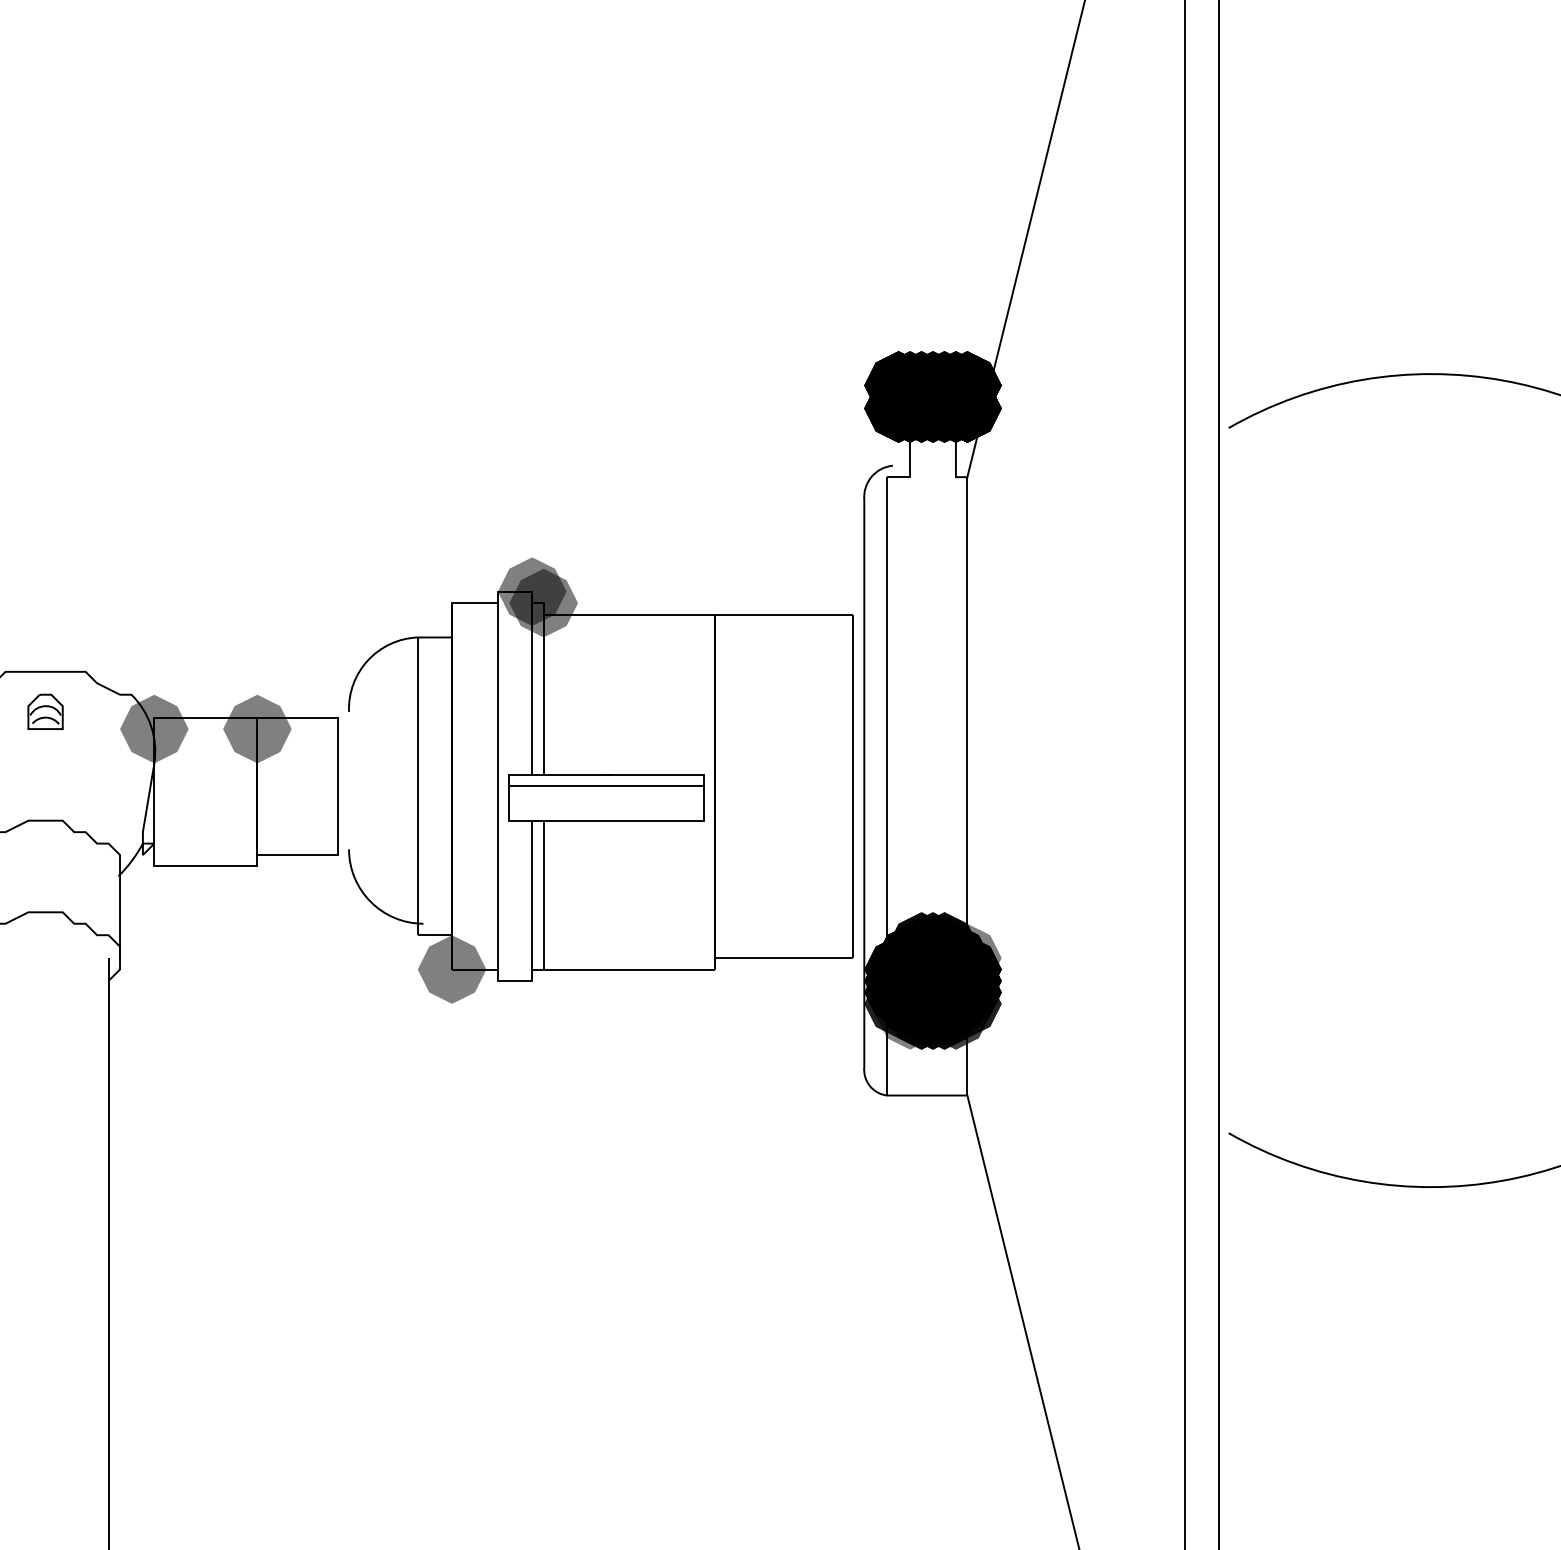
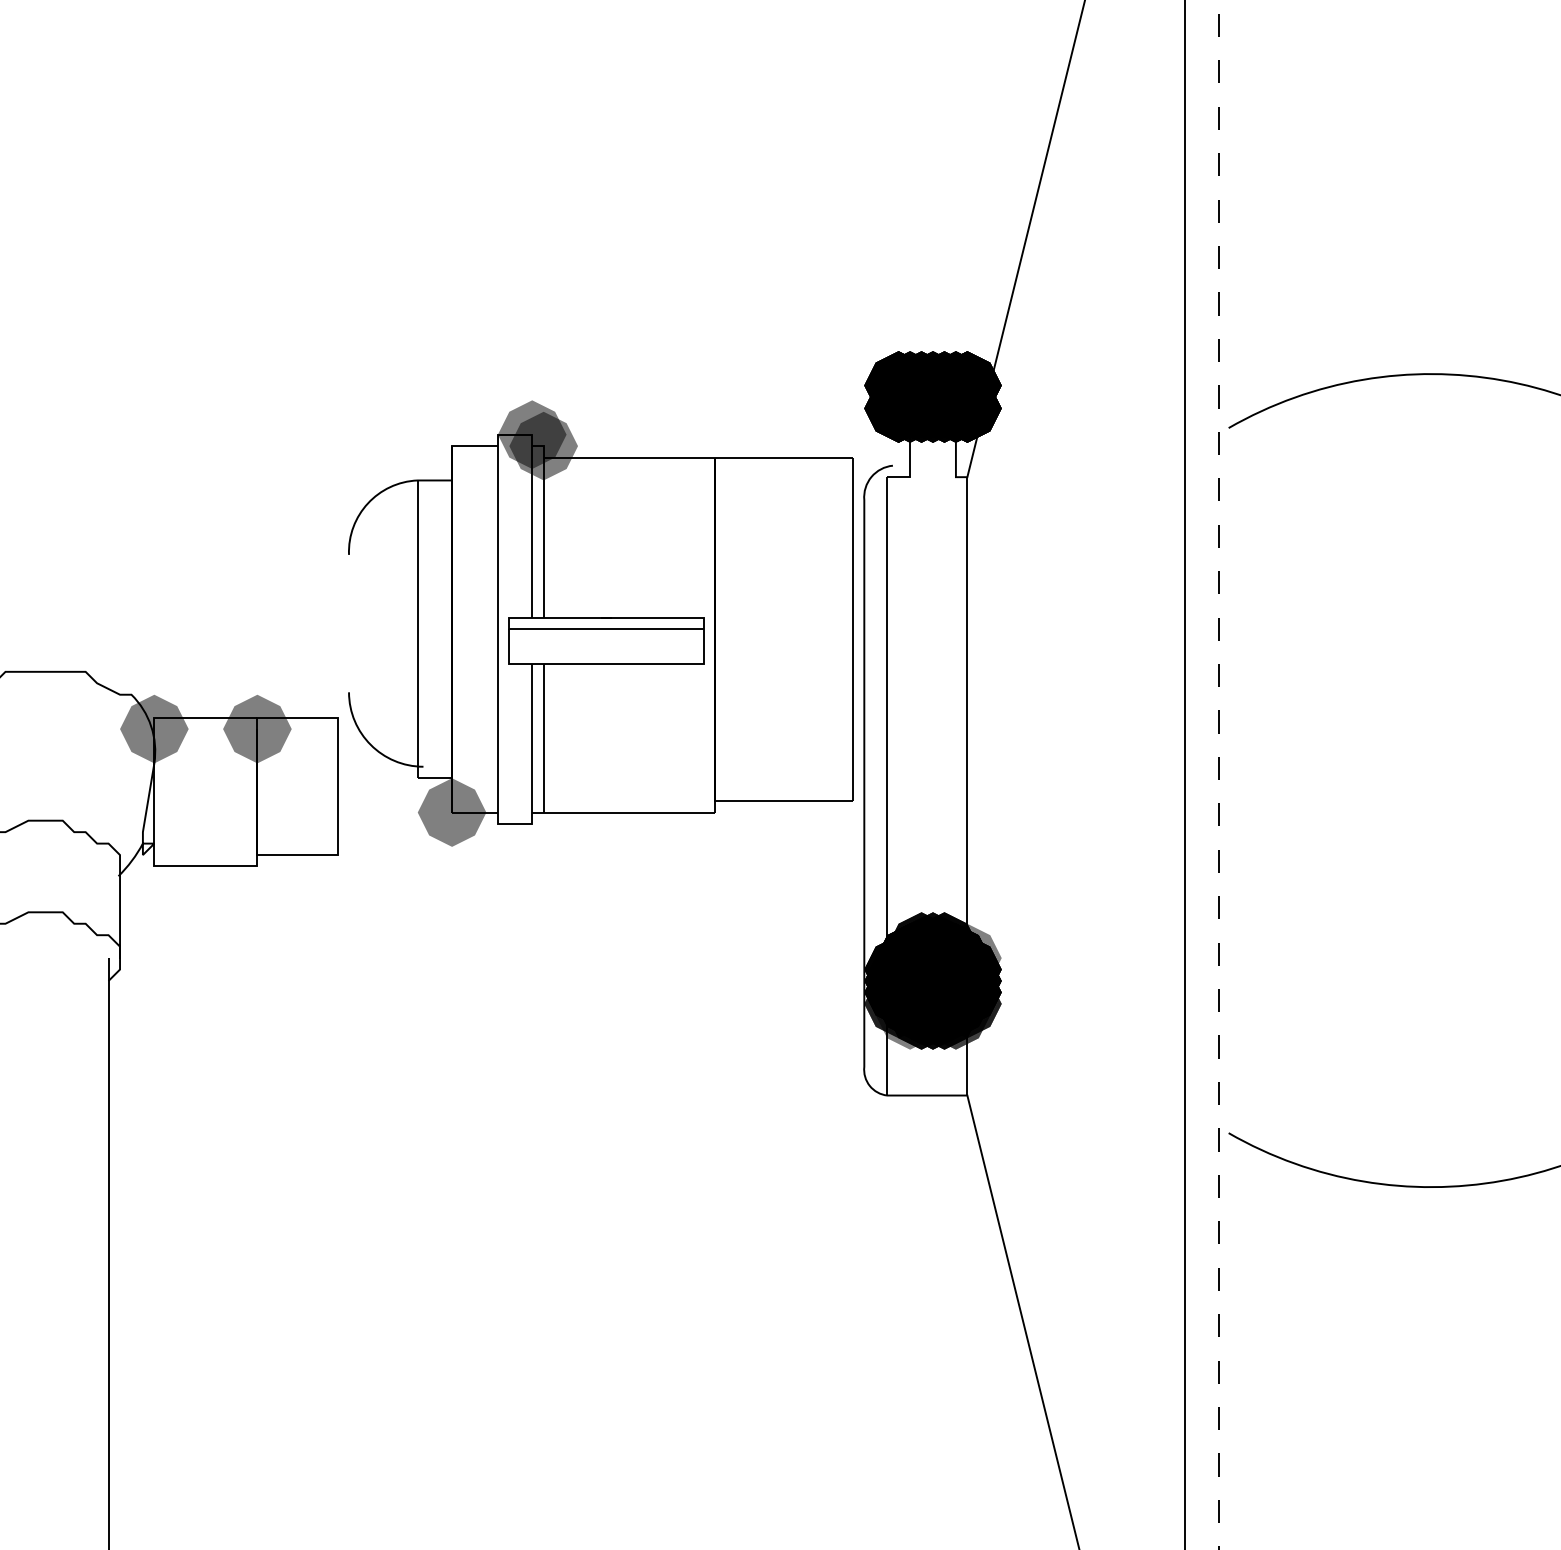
part: present -> none (45, 711)
line: solid -> dashed (1219, 774)
part position: (600, 780) -> (600, 623) (600, 623)
